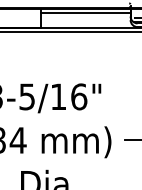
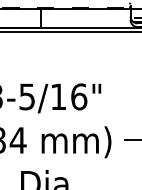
line: solid -> dashed (71, 7)
line: present -> none (85, 13)
